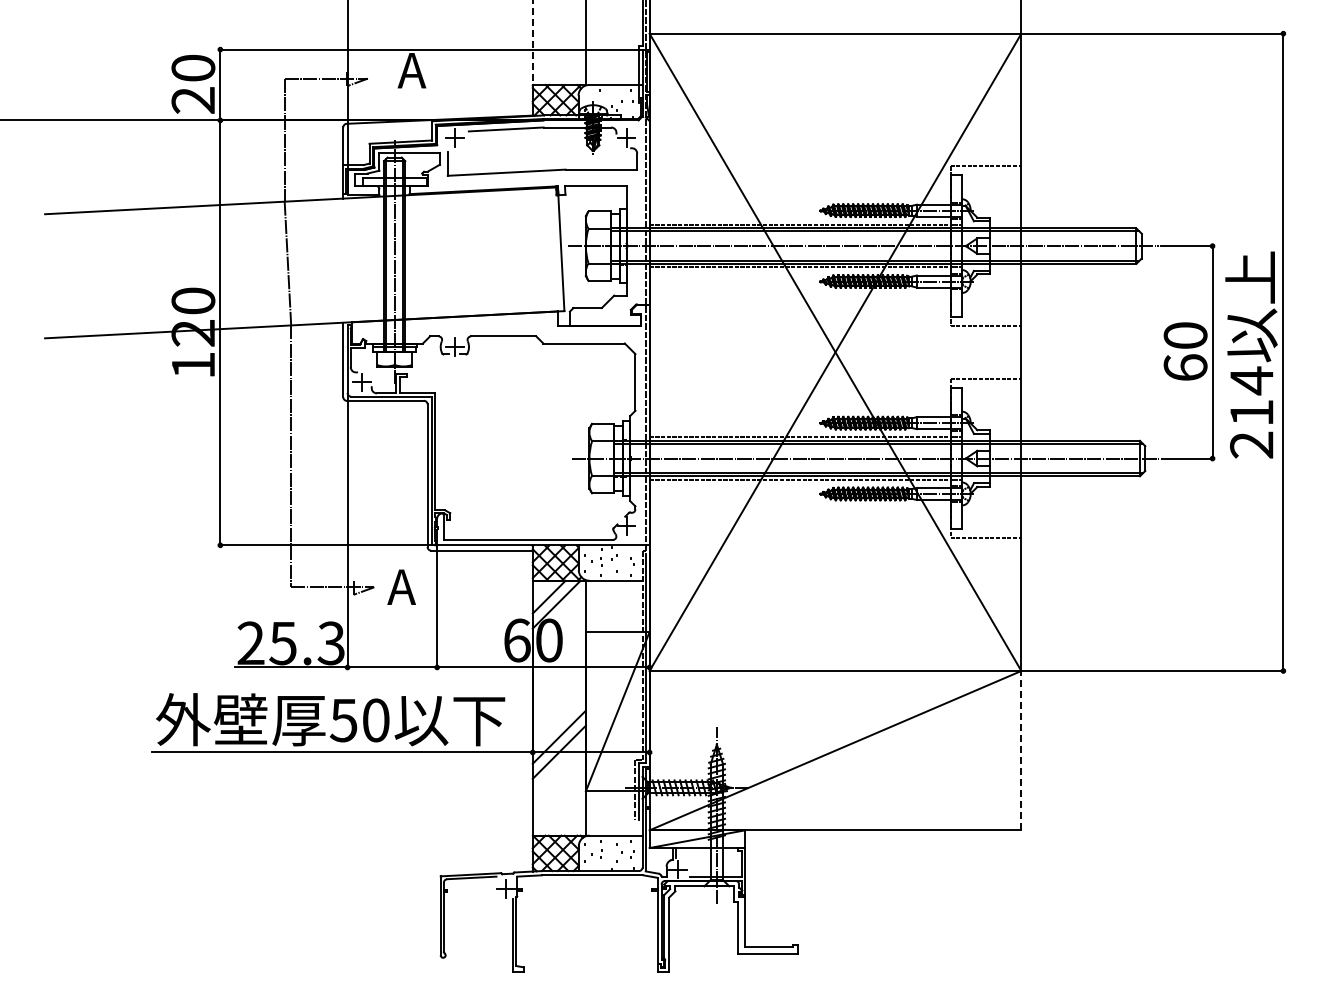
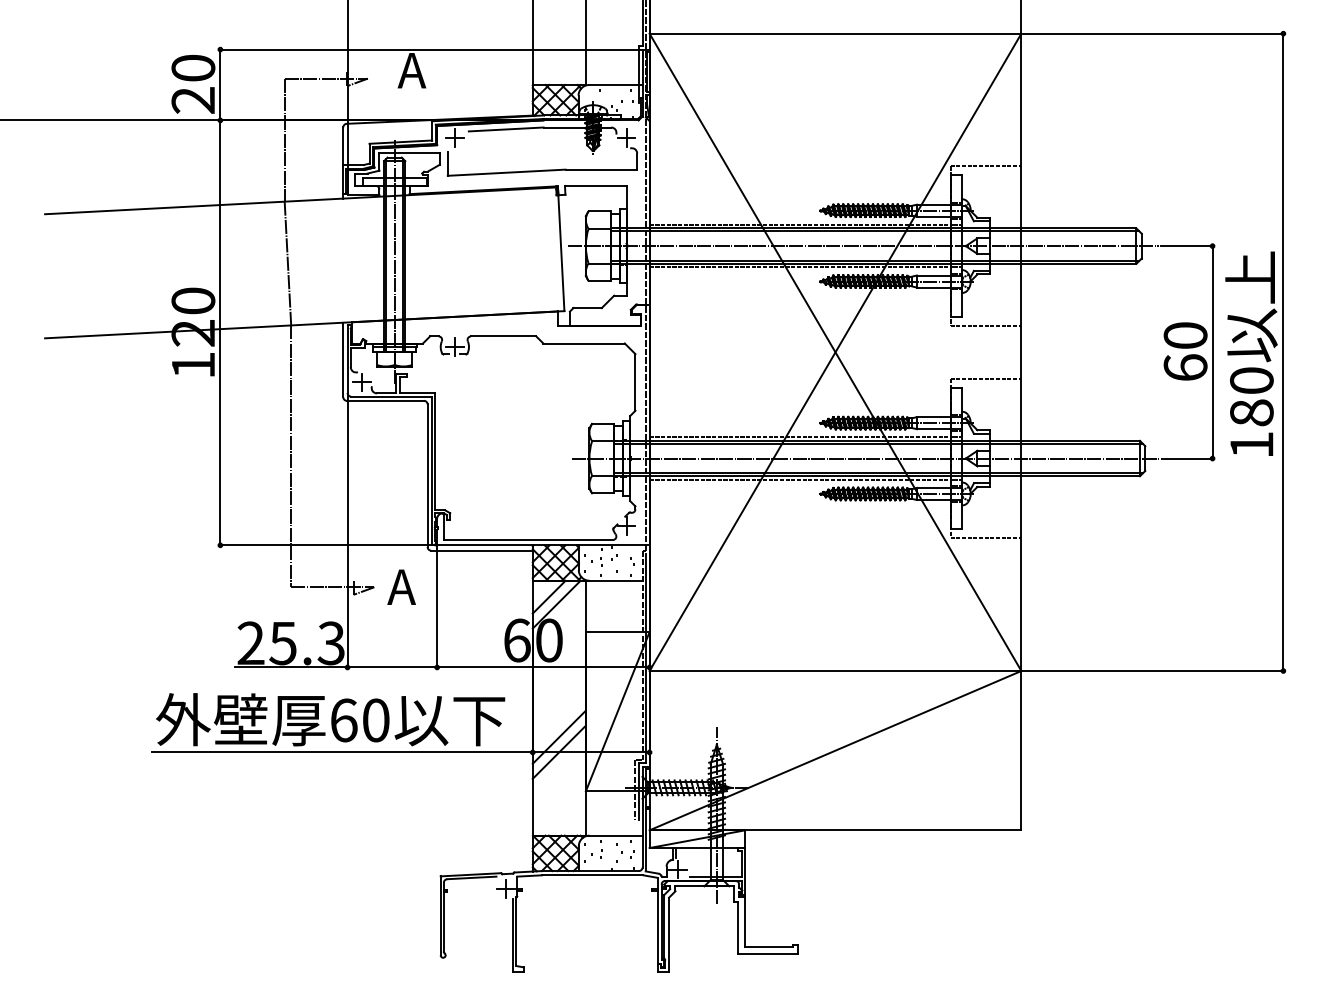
line: dashed -> solid (532, 43)
text: 214 -> 180 (1251, 412)
text: 50 -> 60 (343, 720)
line: dashed -> solid (1021, 750)
